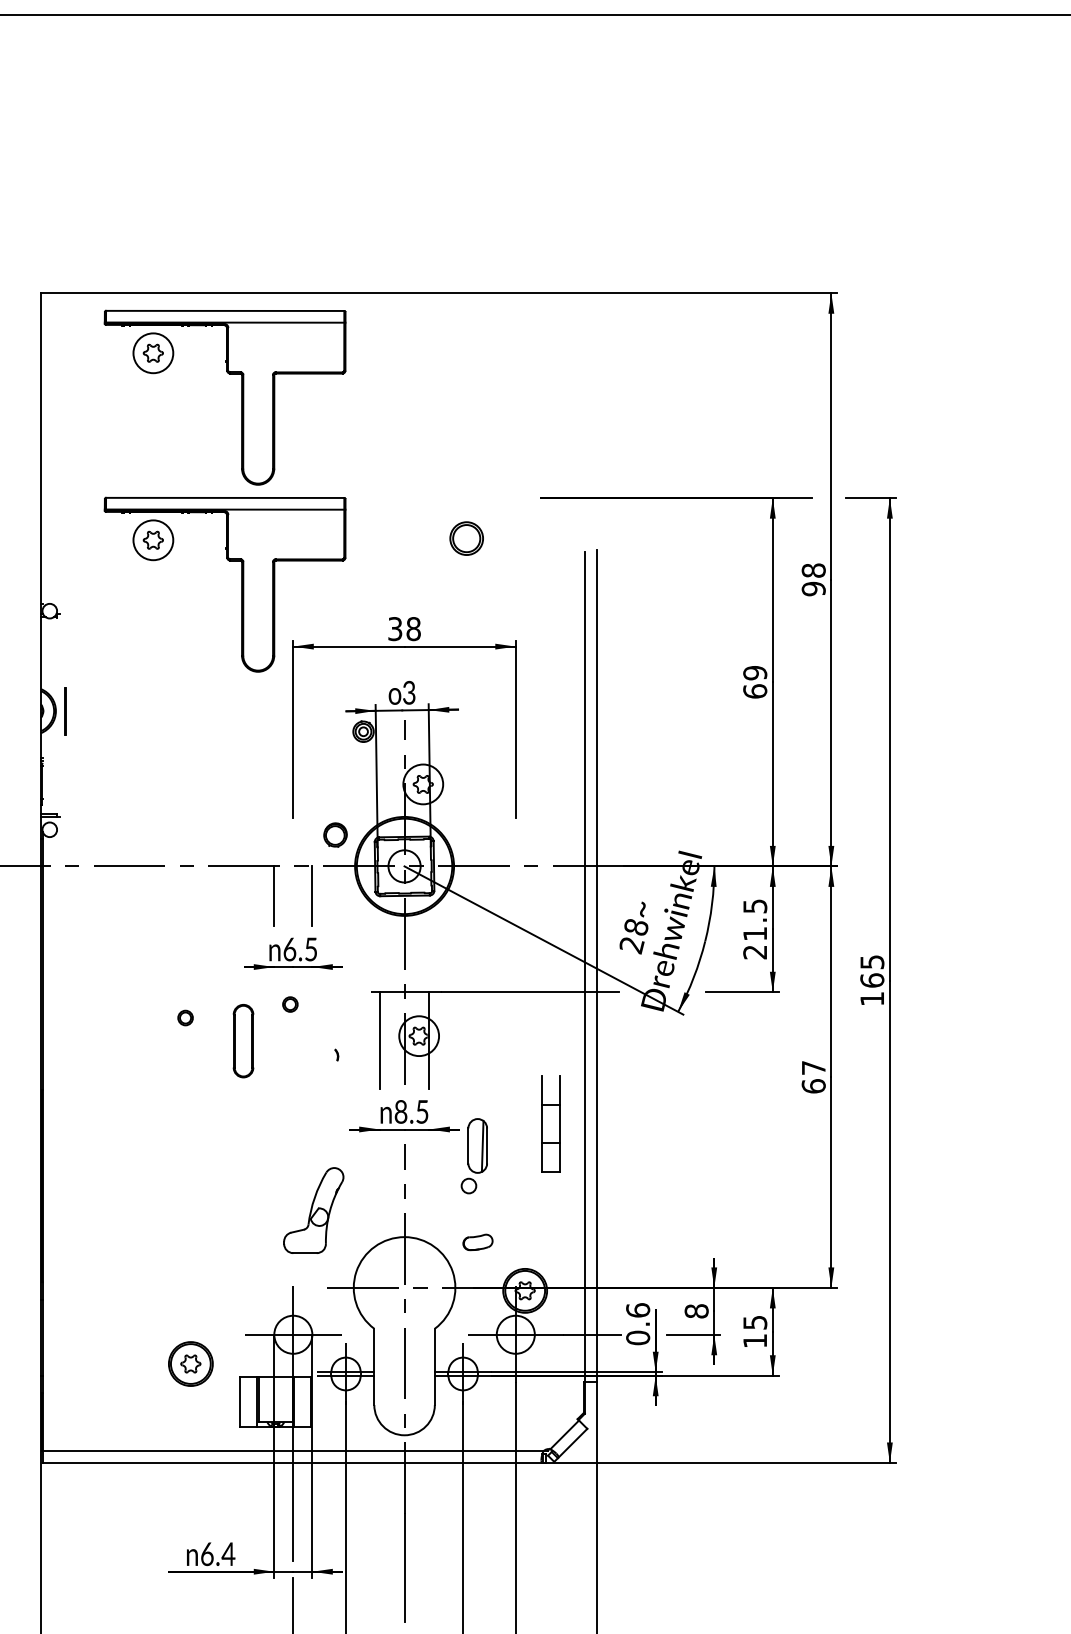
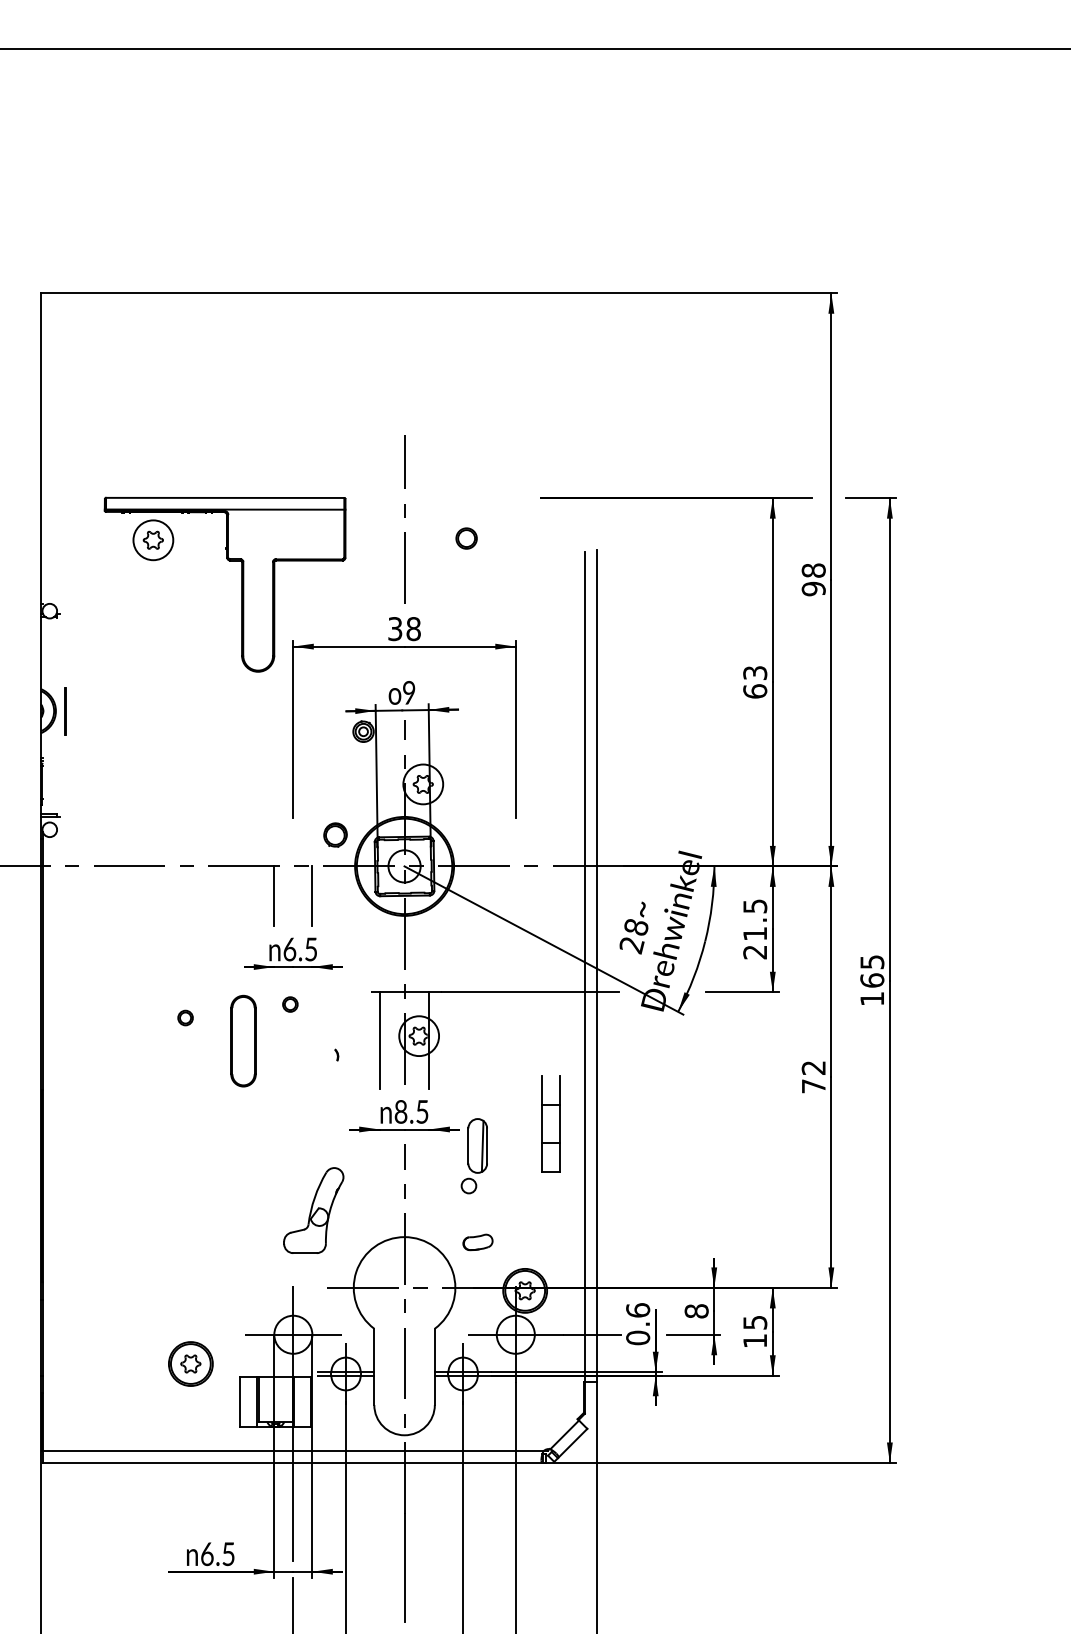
line position: (534, 15) -> (534, 49) (534, 49)
part: present -> none (241, 397)
line: none -> present (404, 517)
part size: 35x35 px -> 23x23 px (466, 538)
text: 69 -> 63 (755, 673)
text: 3 -> 9 (409, 692)
part size: 23x75 px -> 27x94 px (243, 1040)
text: 67 -> 72 (813, 1077)
text: 6.4 -> 6.5 (228, 1554)
